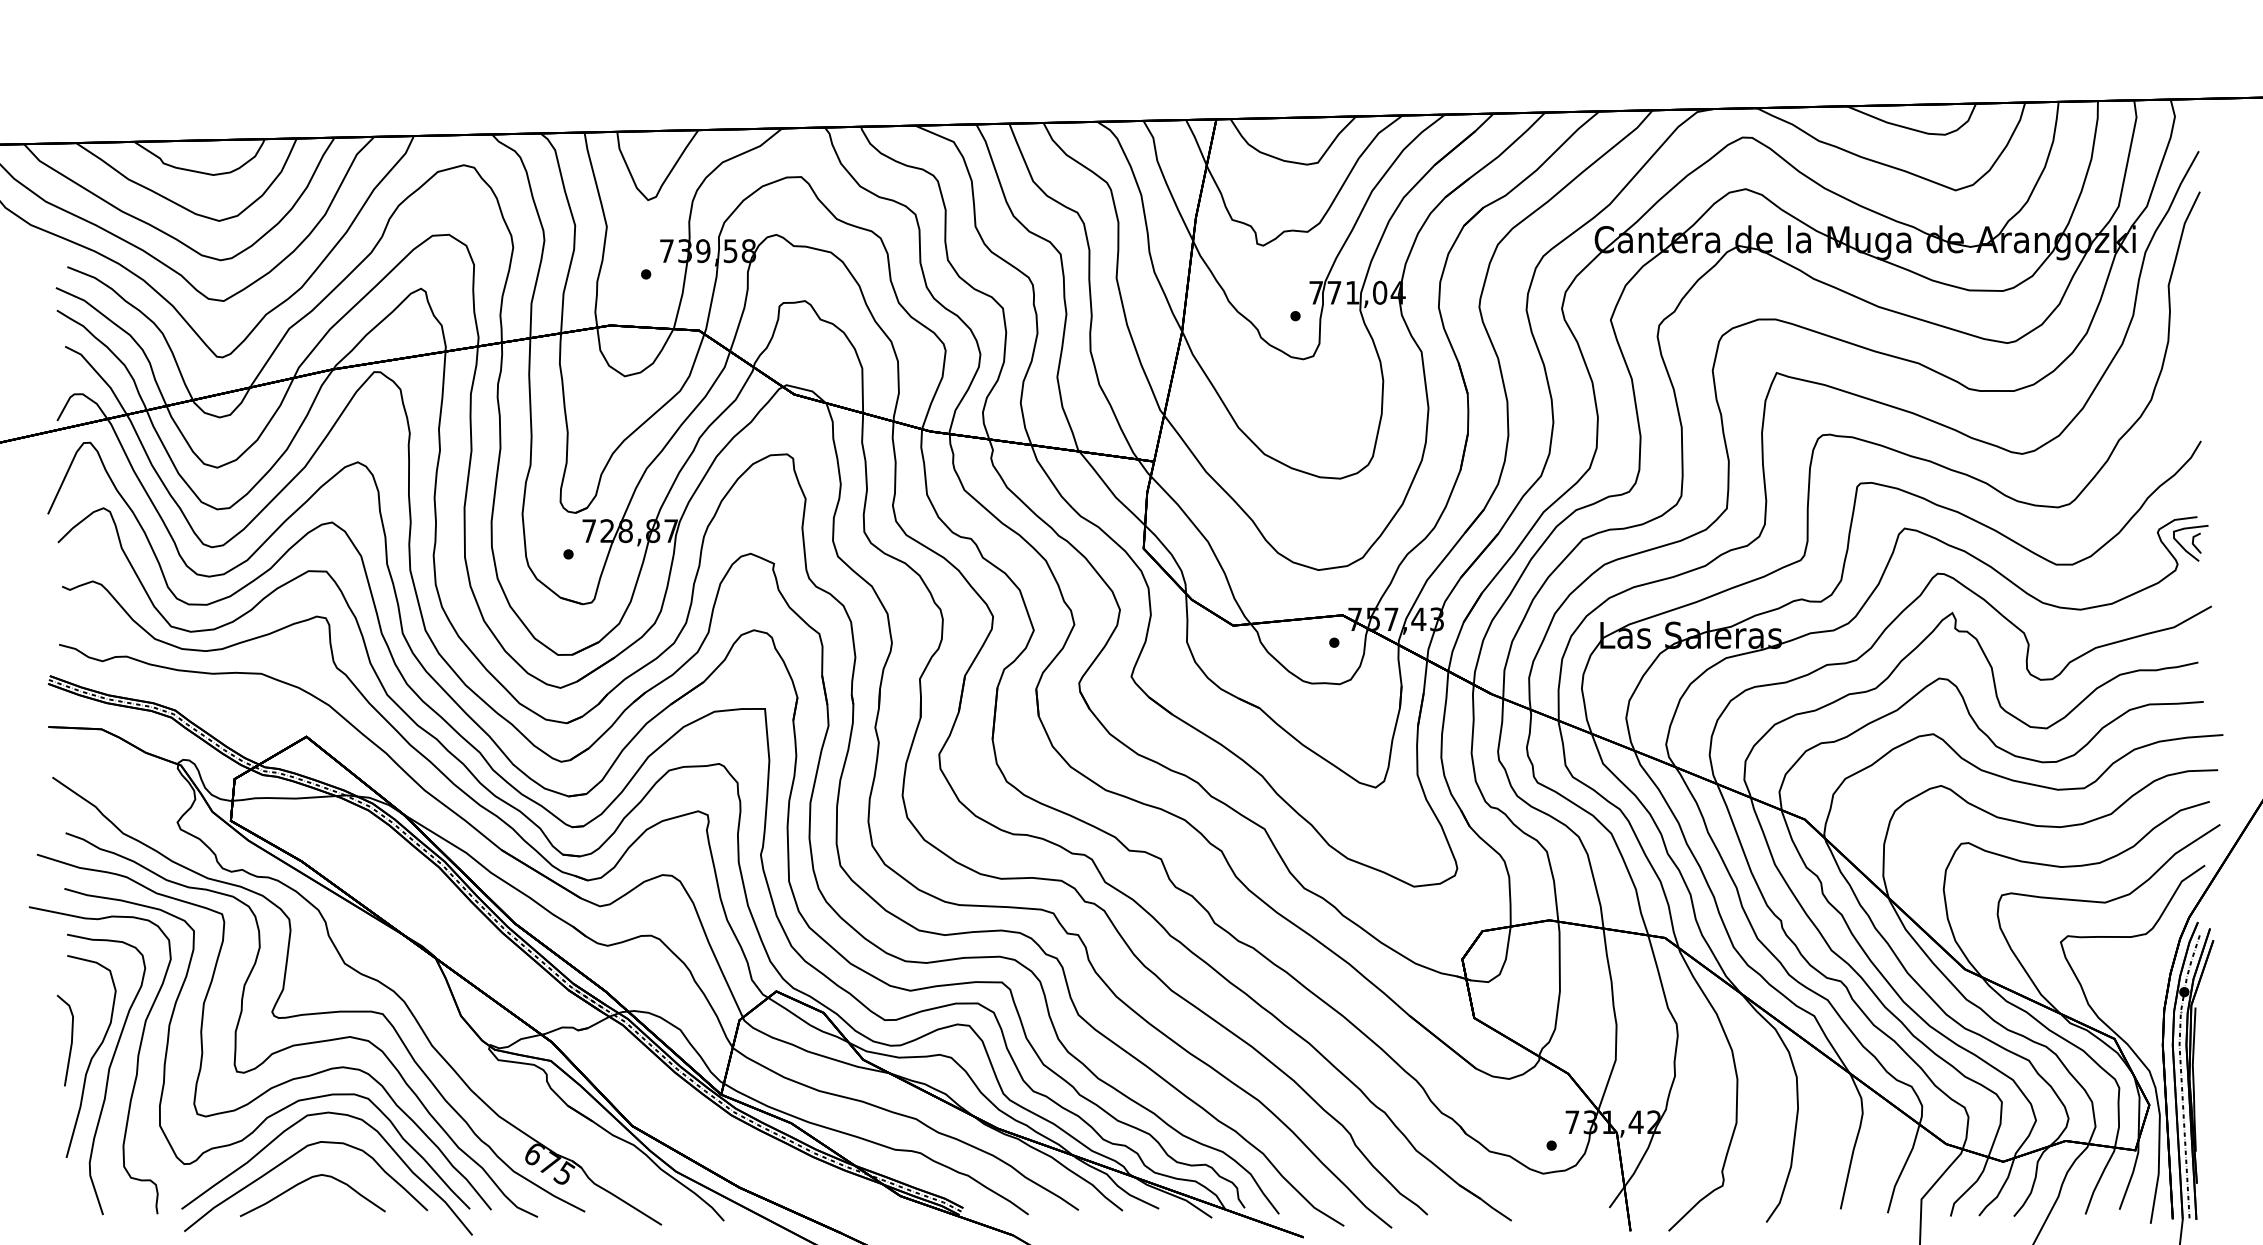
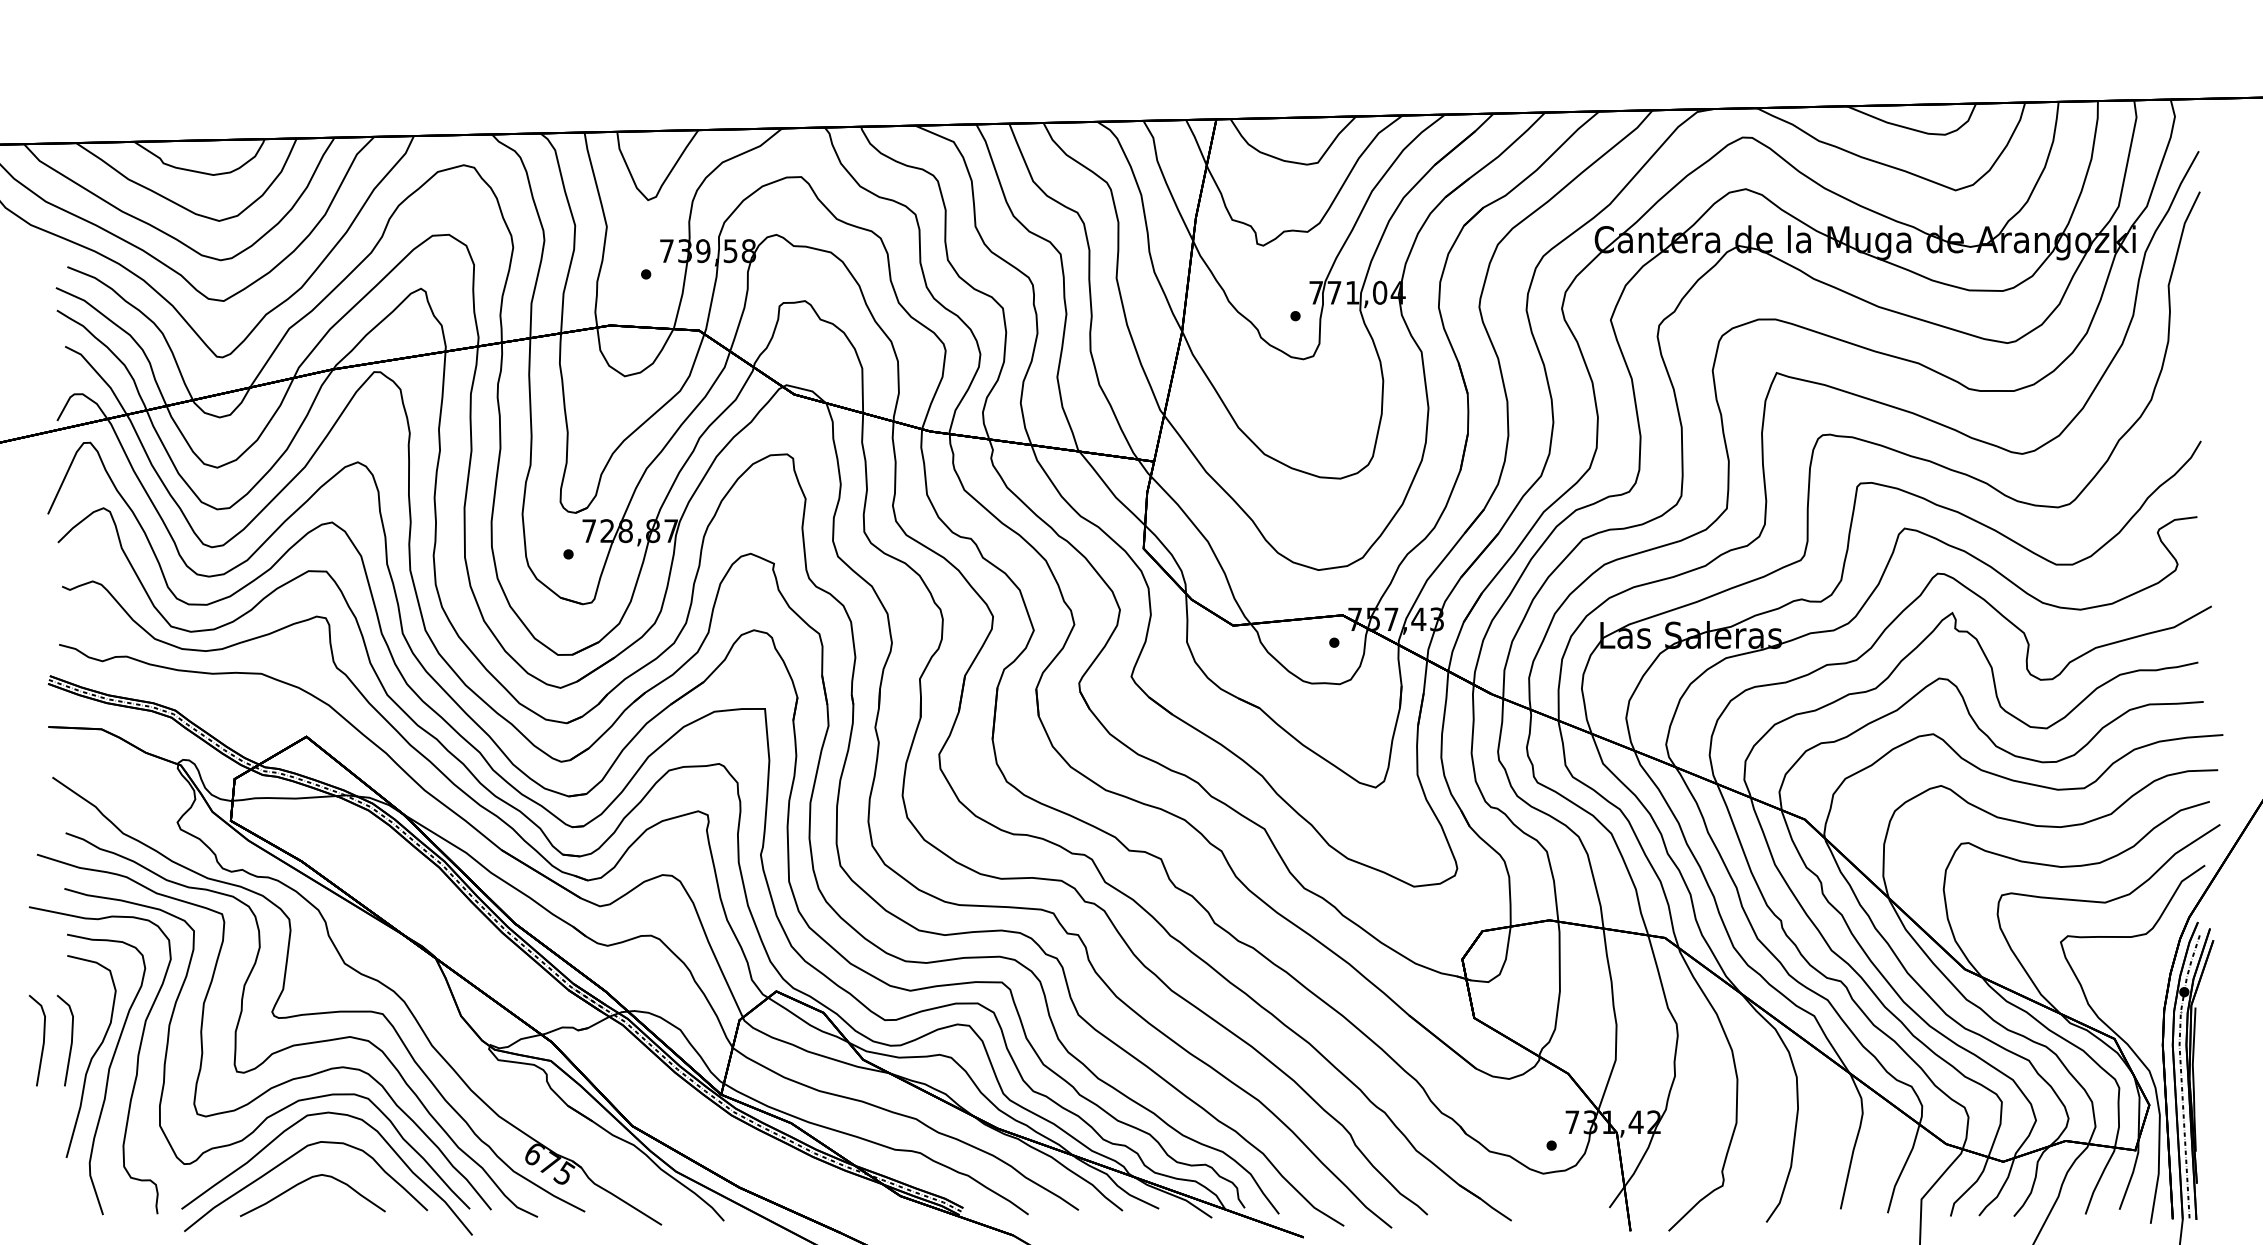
part: present -> none (2190, 543)
line: none -> present (42, 1043)
